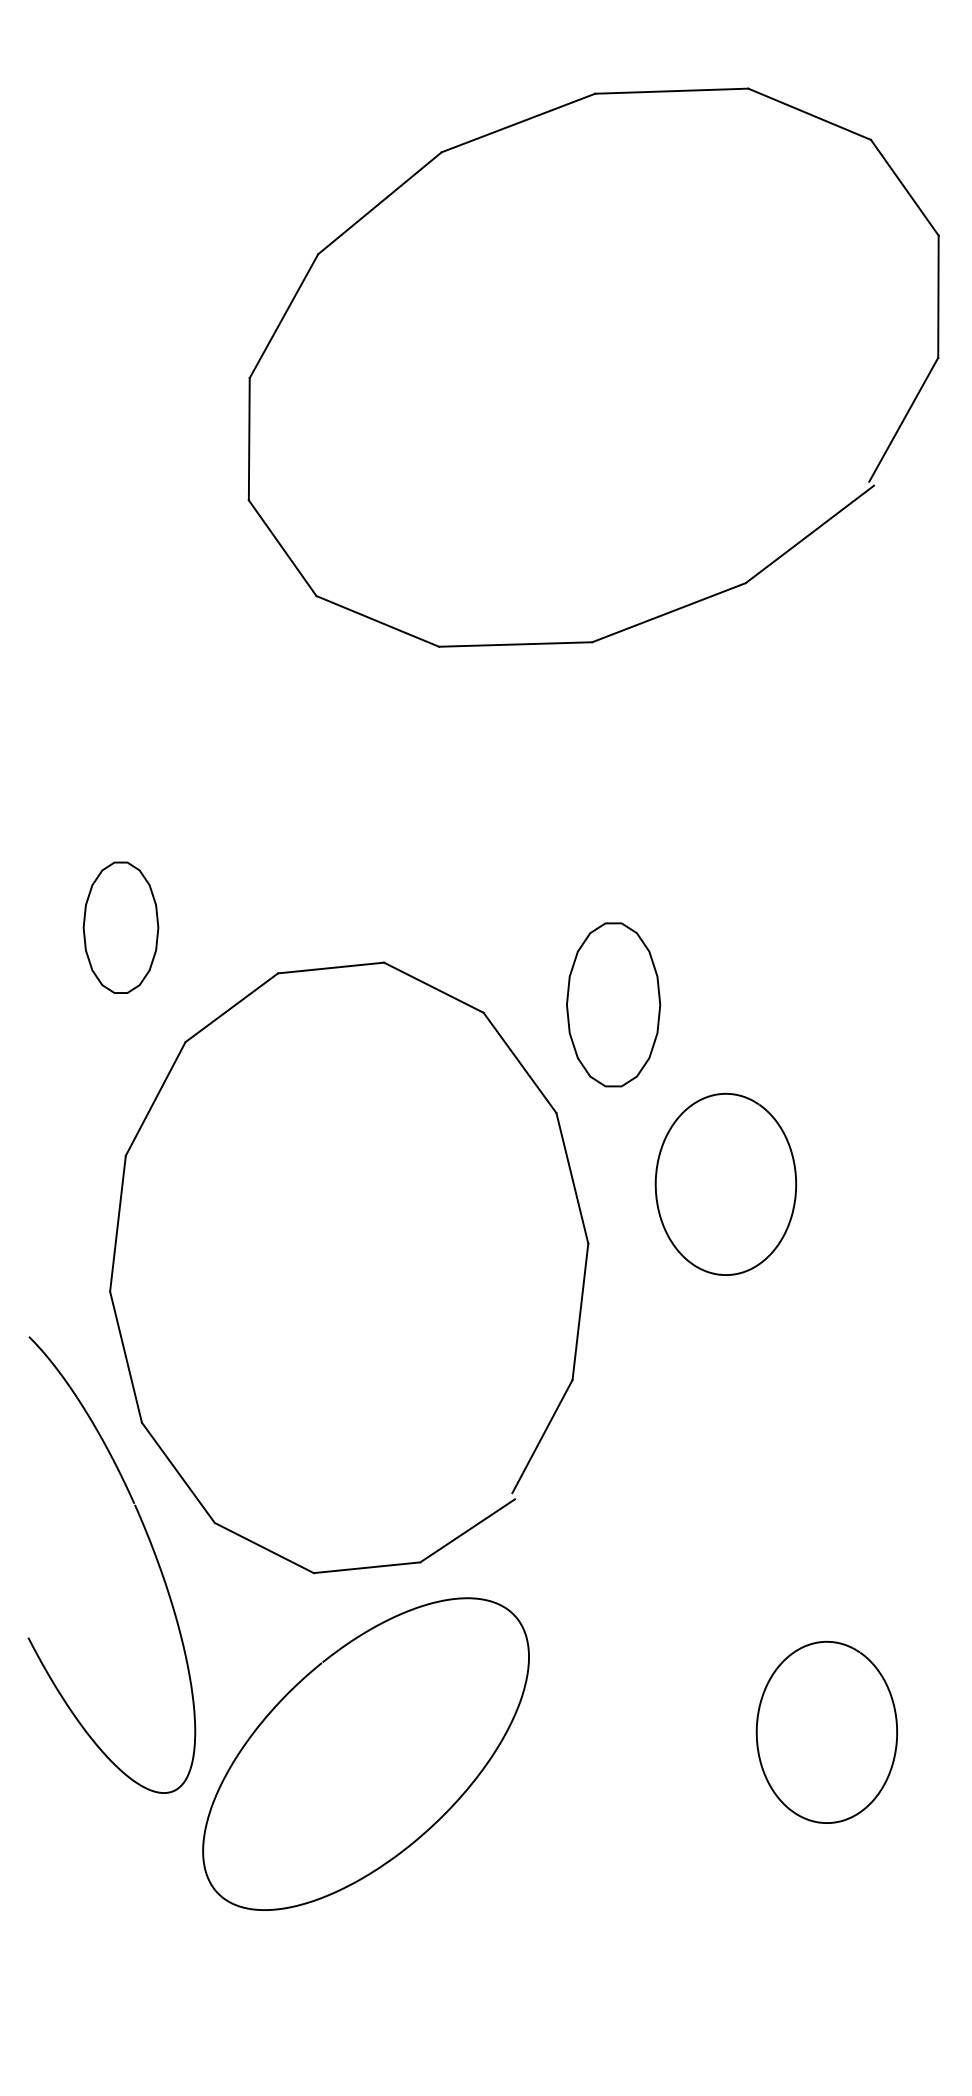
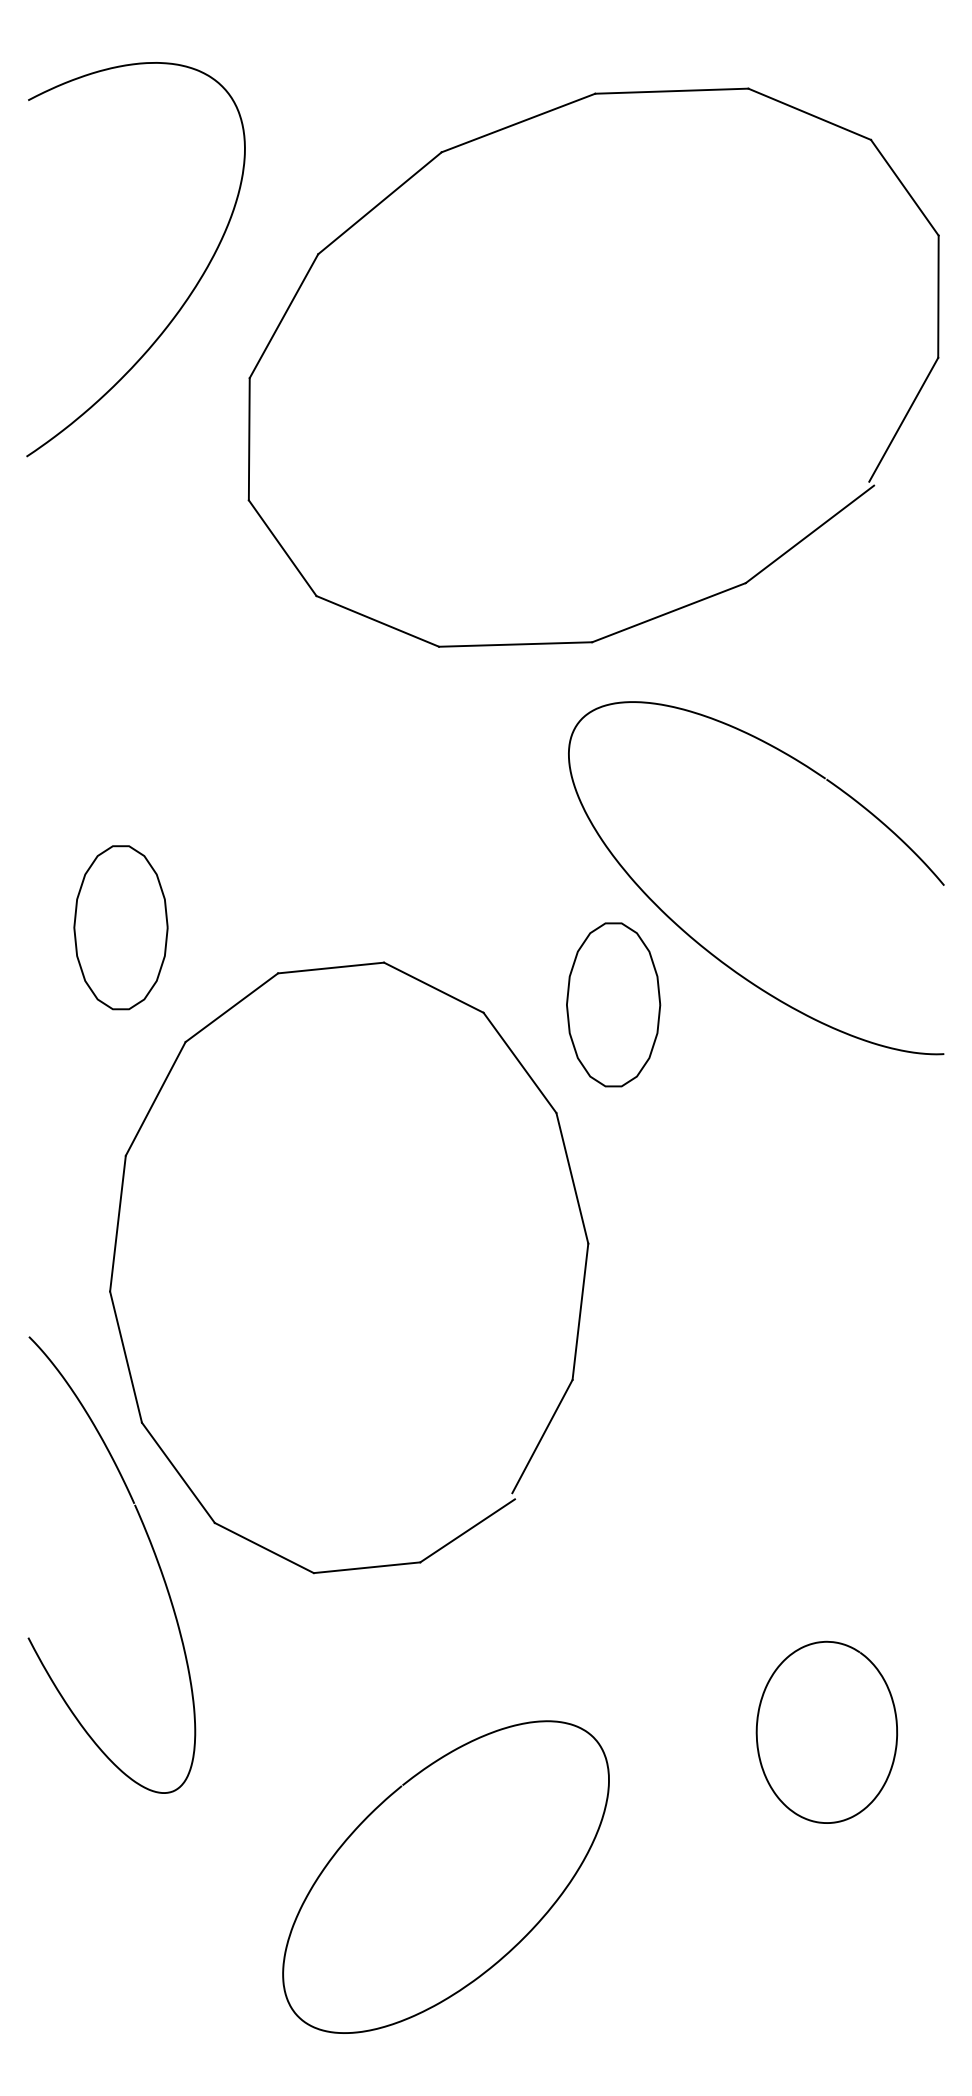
curve: none -> present (188, 295)
part size: 78x133 px -> 96x166 px (120, 927)
part: none -> present (700, 943)
curve: present -> none (657, 1174)
curve position: (302, 1681) -> (382, 1804) (382, 1804)
